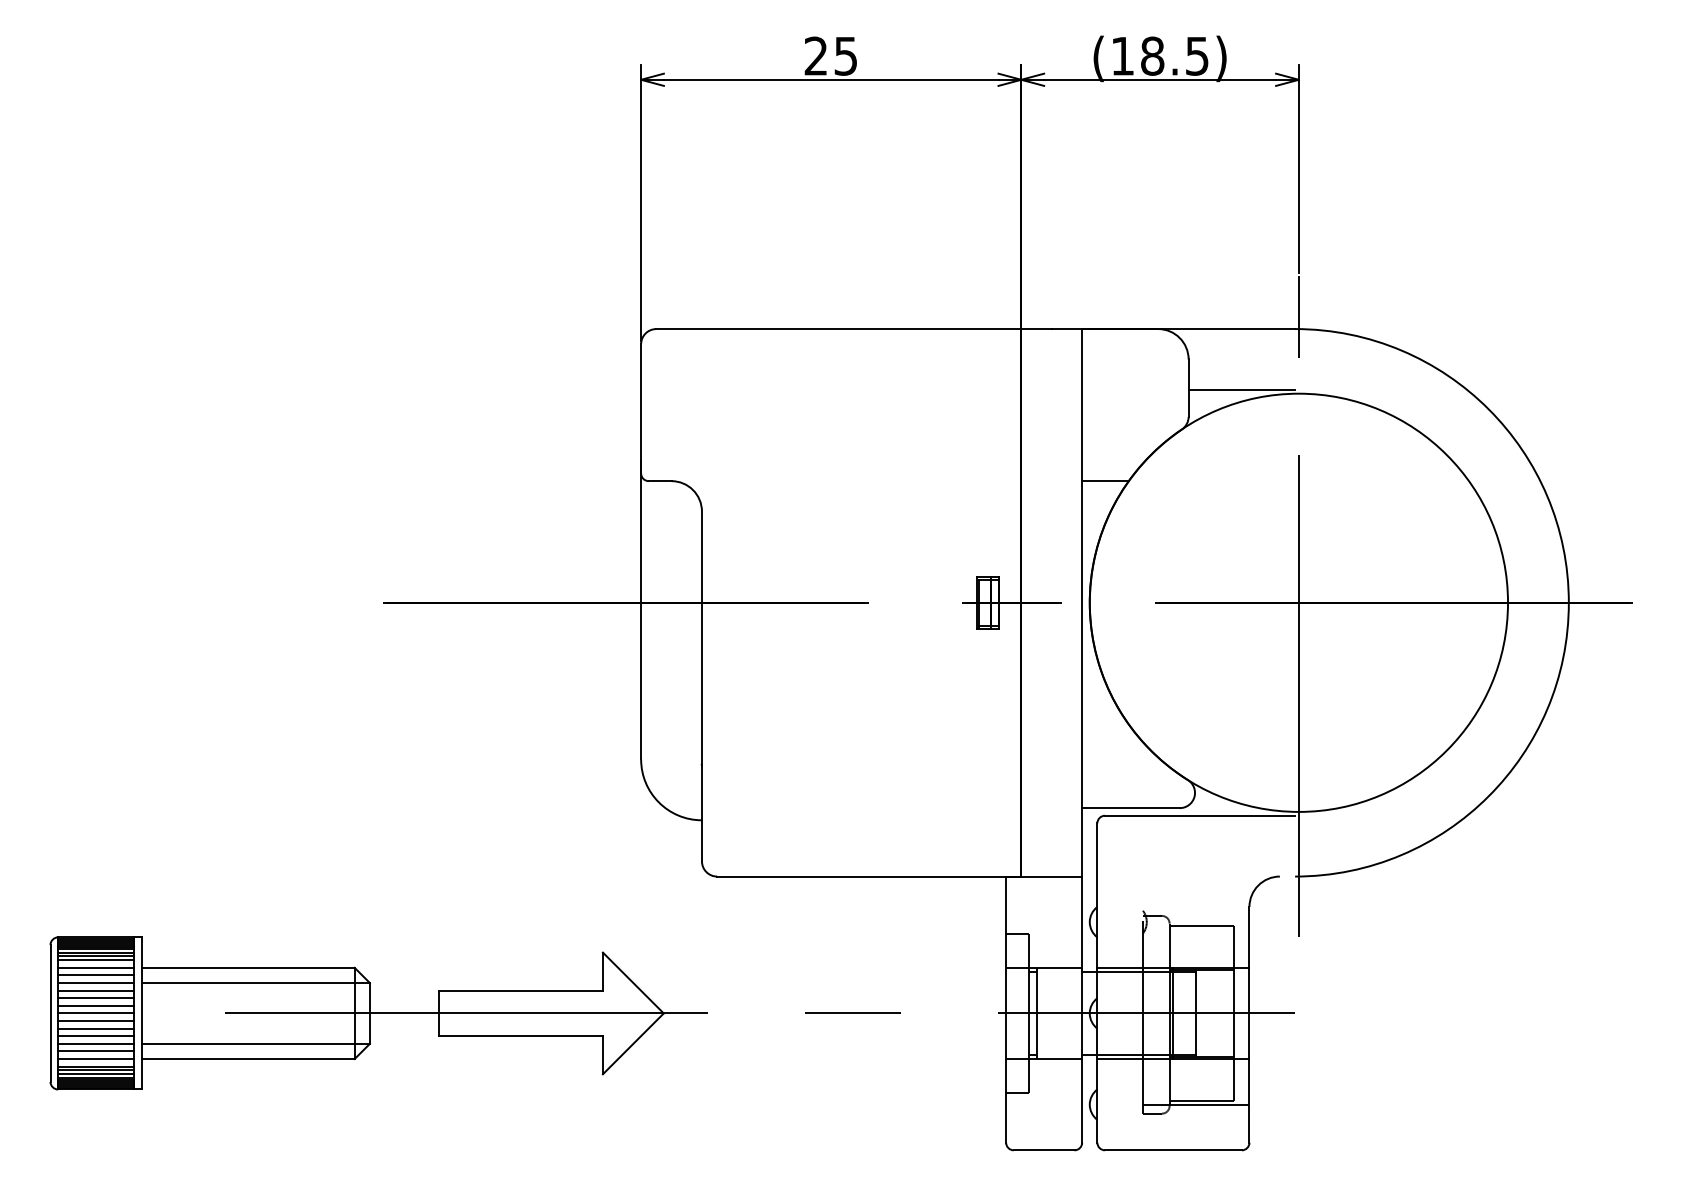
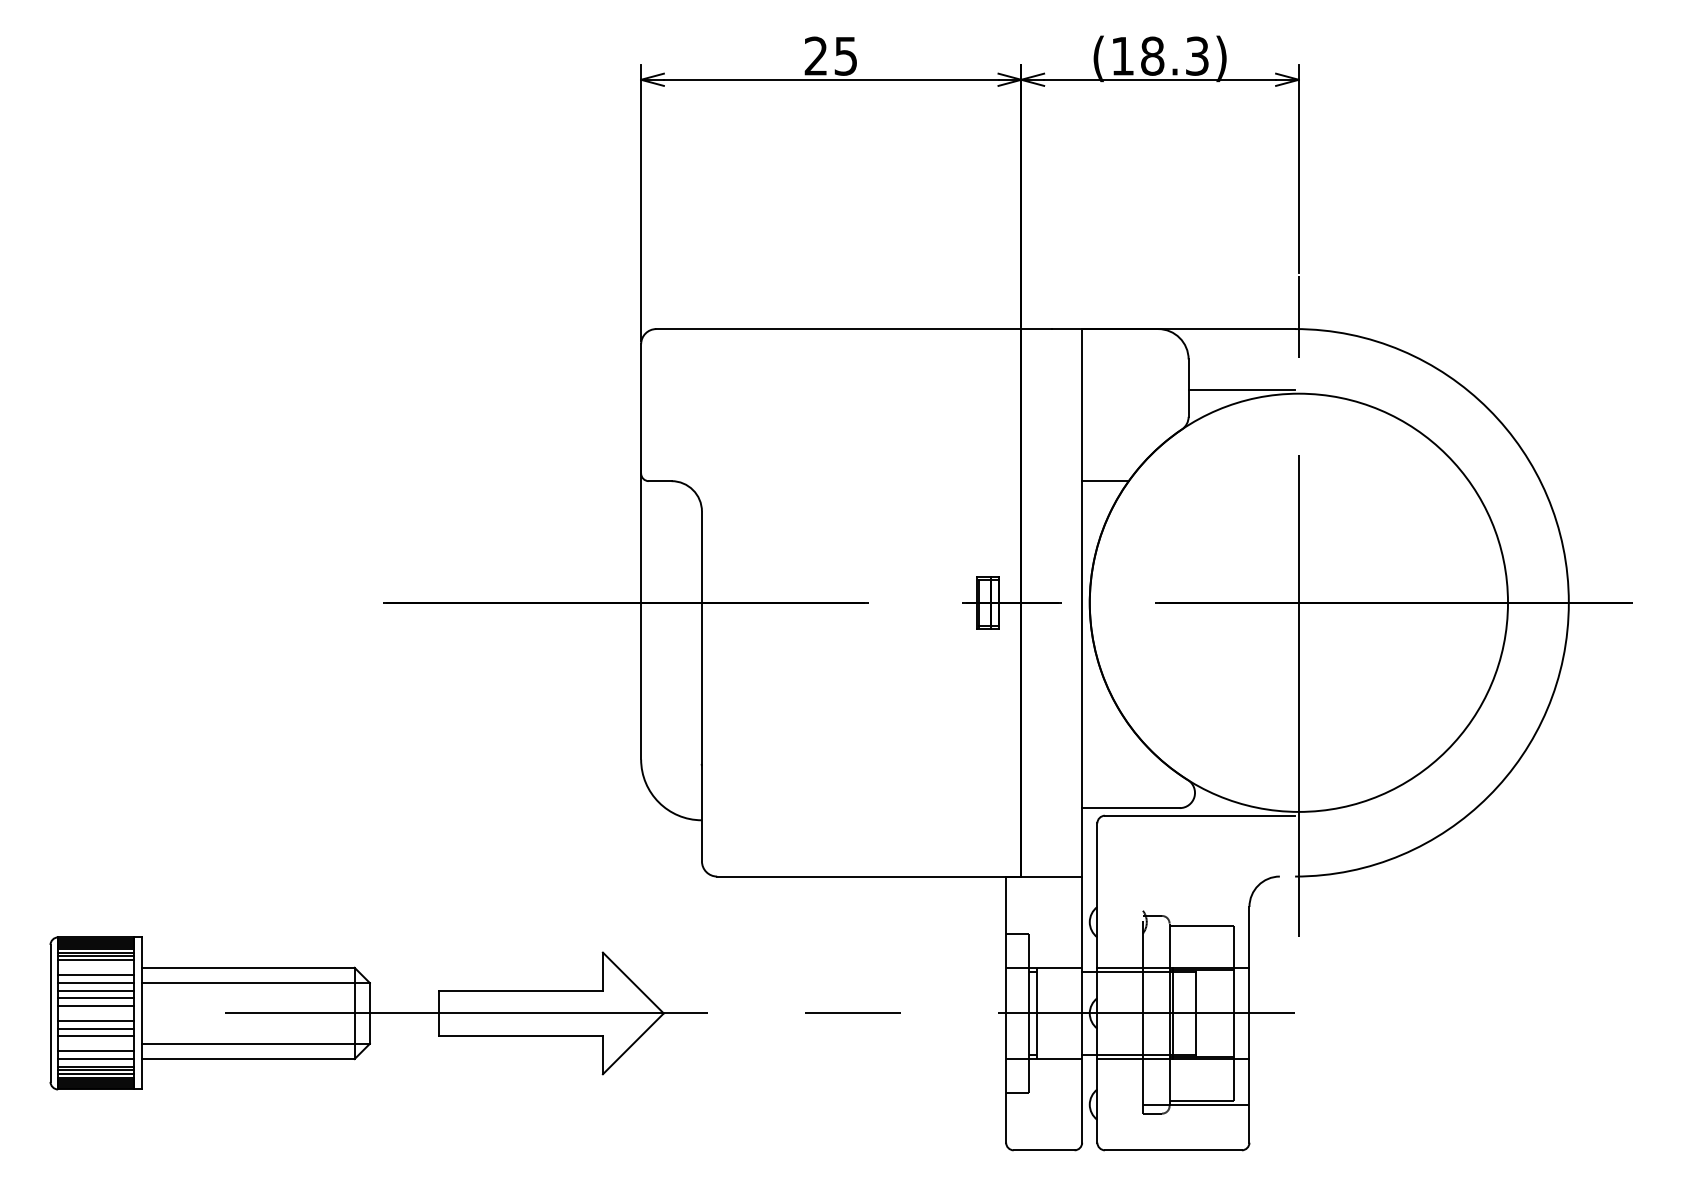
text: (18.5) -> (18.3) (1197, 55)
line: present -> none (96, 967)
line: present -> none (96, 1013)
line: present -> none (96, 1043)
